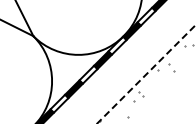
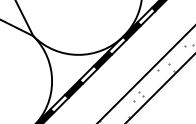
line: dashed -> solid (146, 74)
line: none -> present (160, 88)
